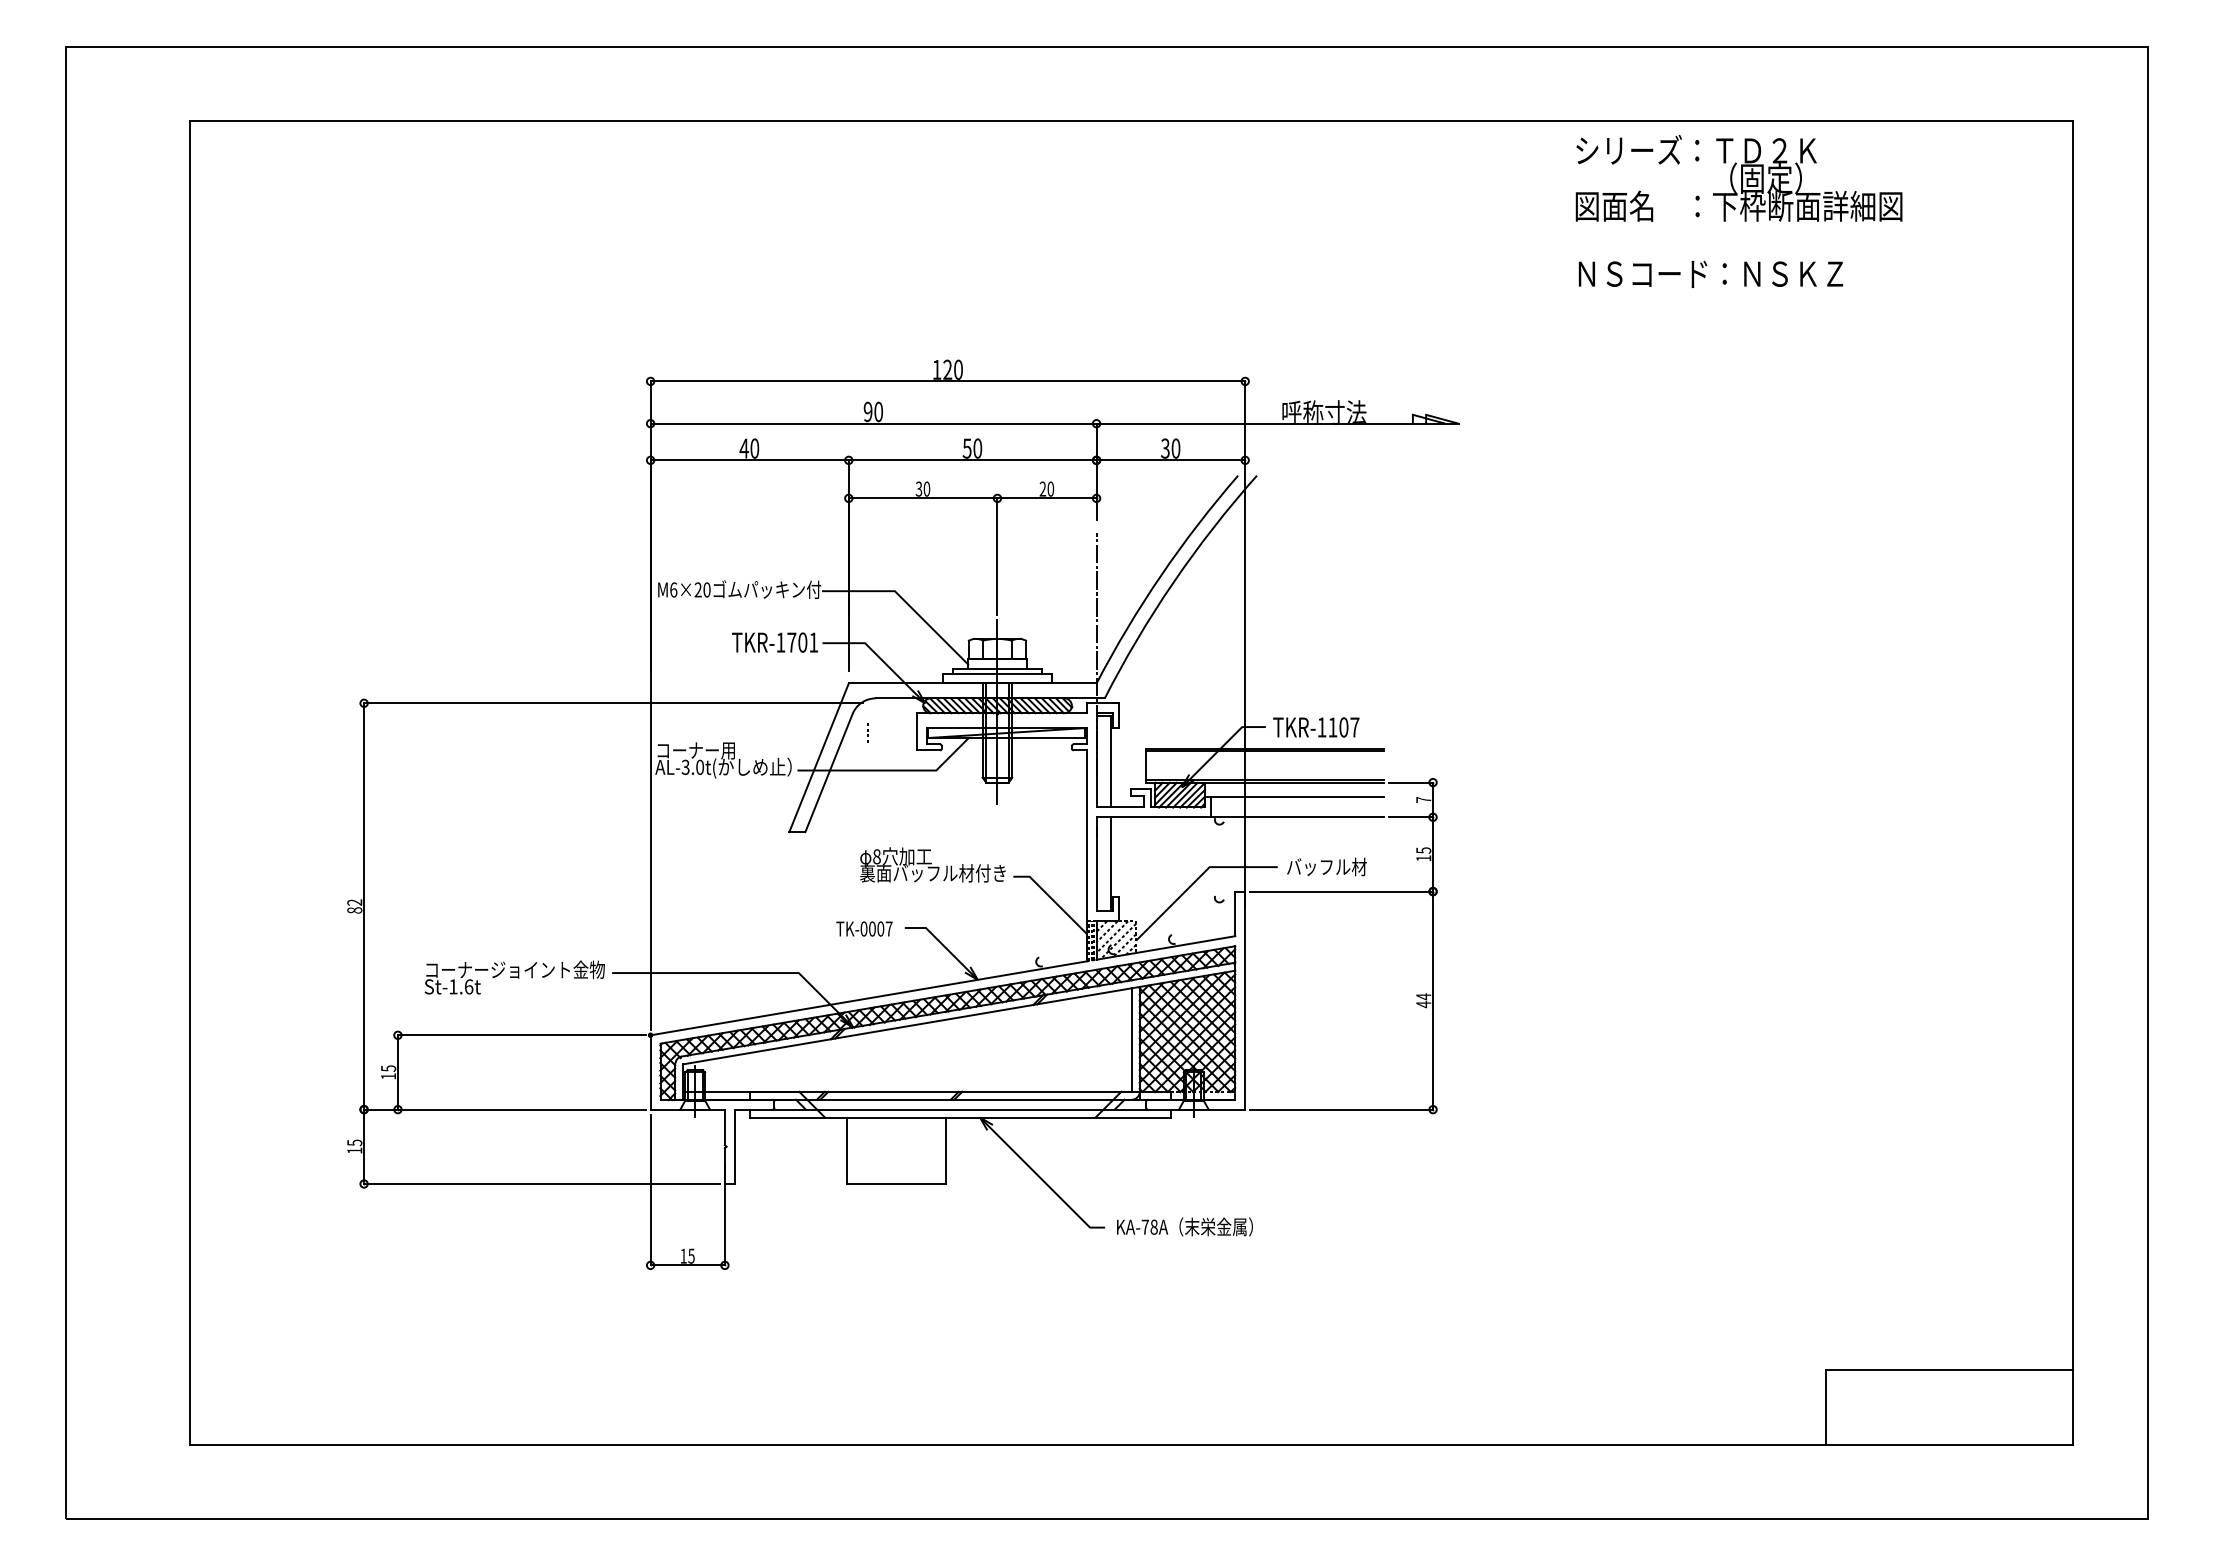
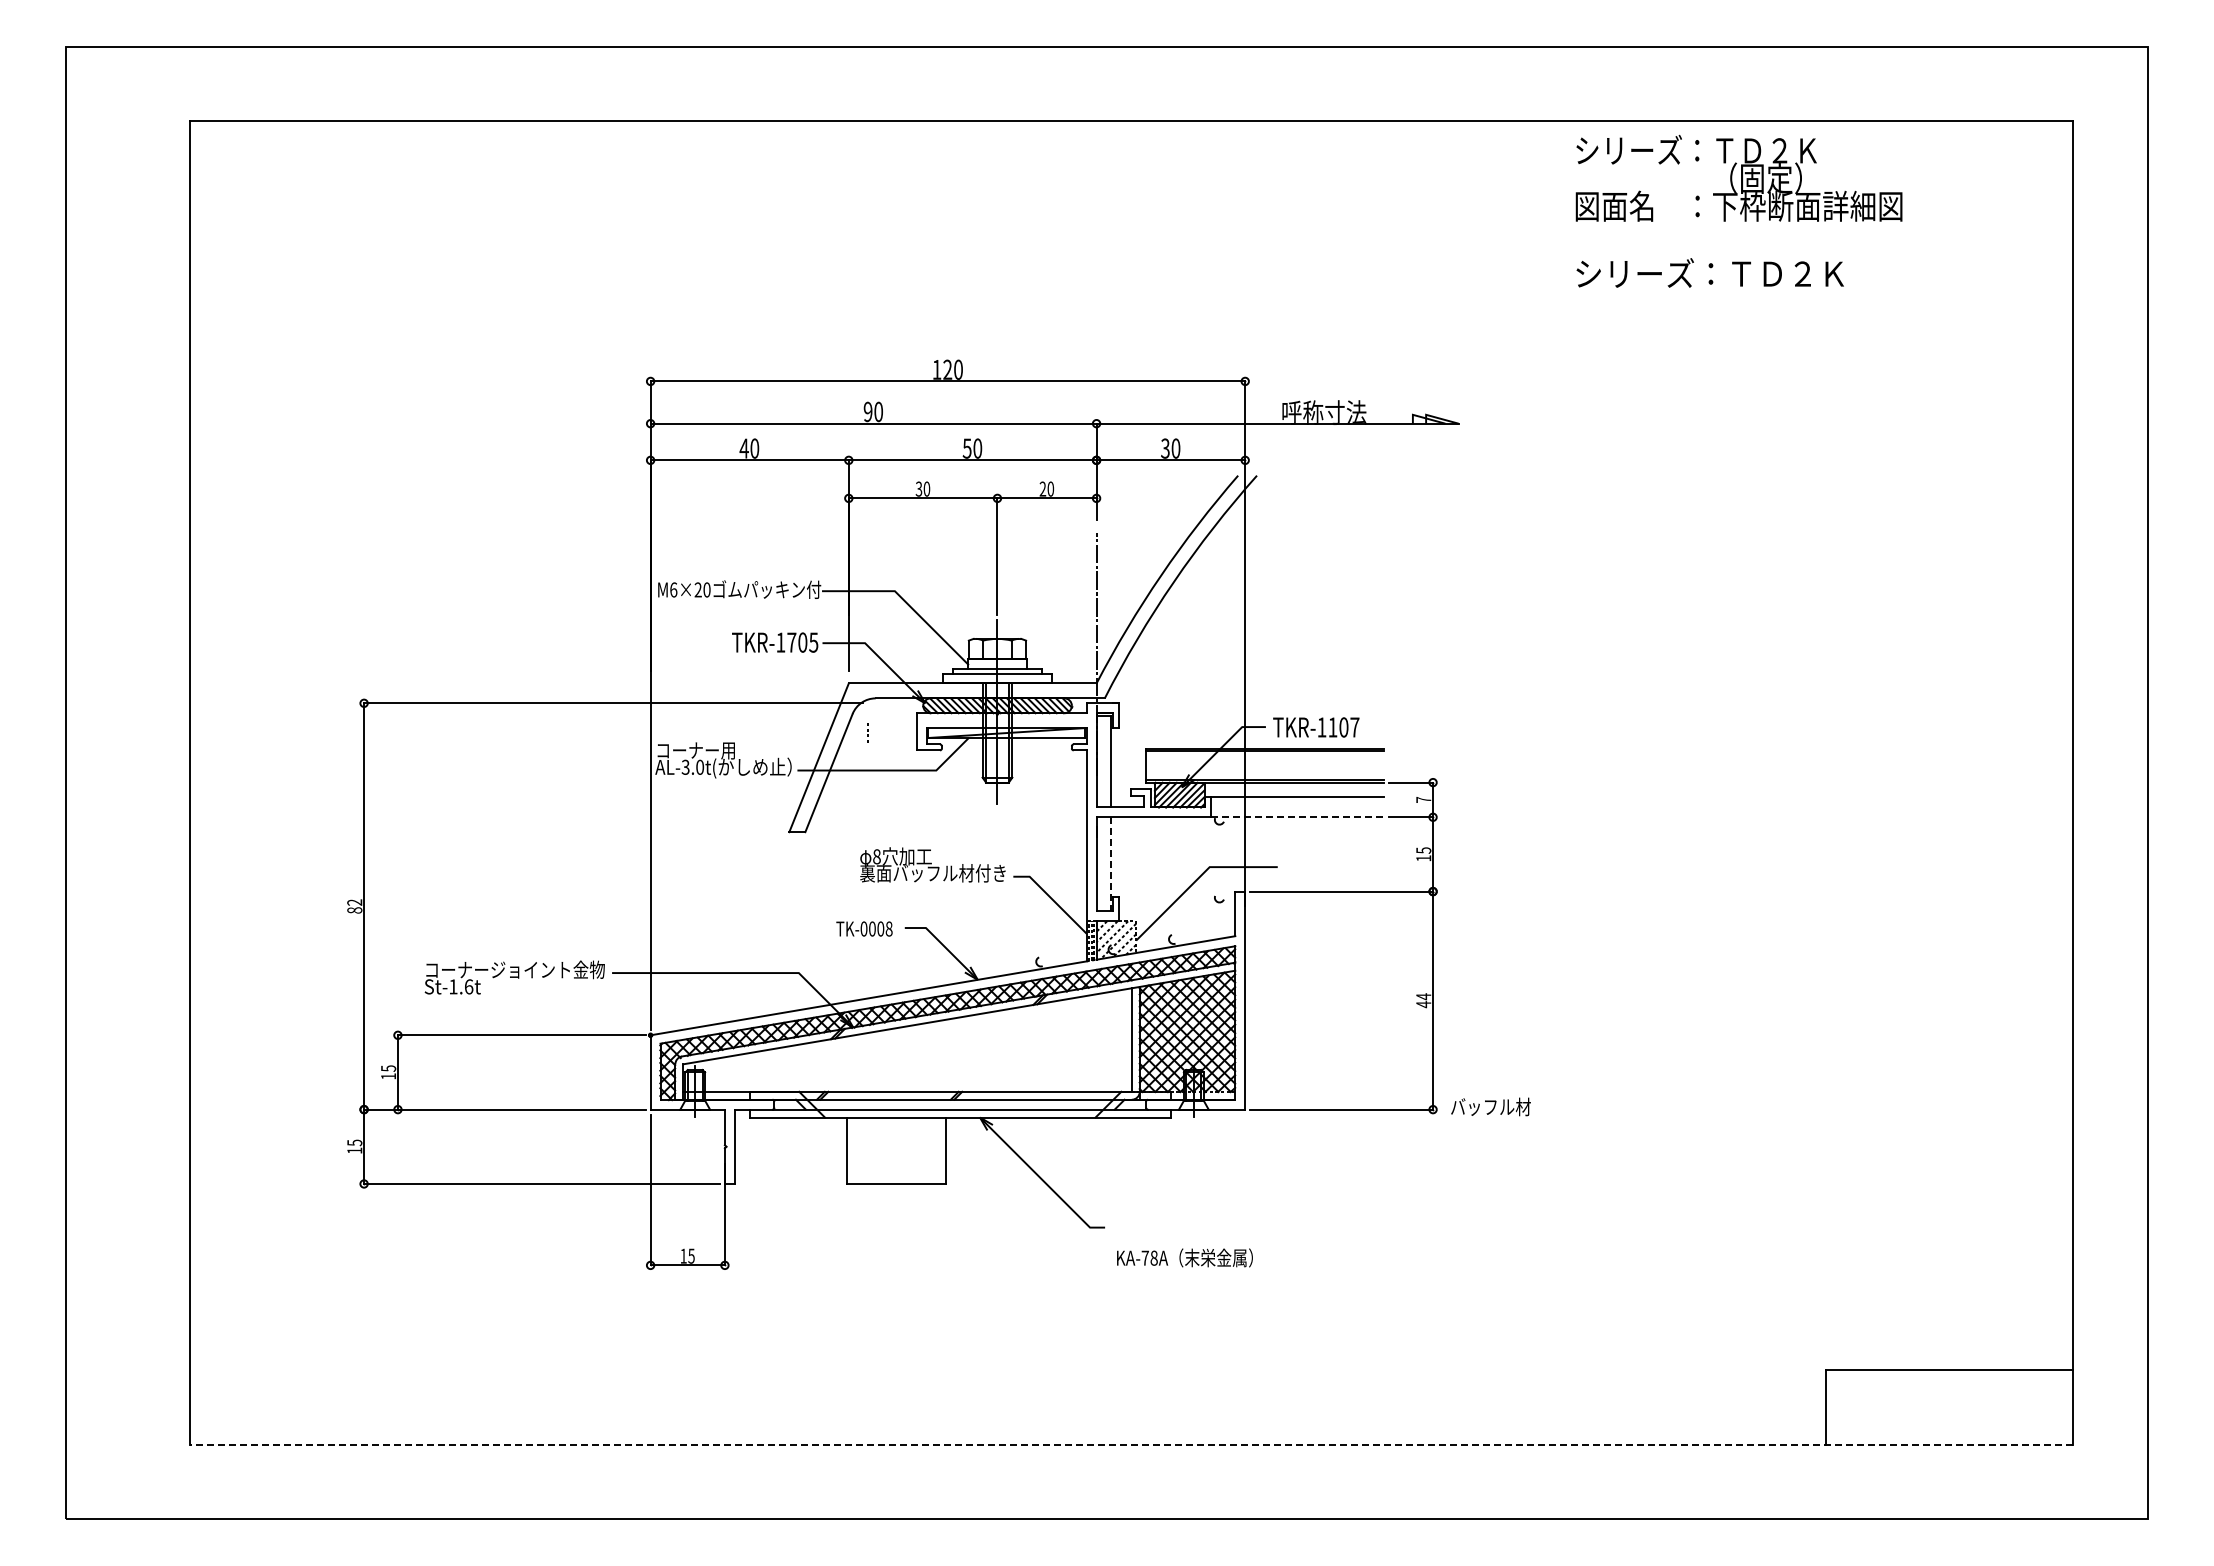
text: ＮＳコード：ＮＳＫＺ -> シリーズ：ＴＤ２Ｋ (1709, 272)
text: TKR-1701 -> TKR-1705 (813, 642)
line: solid -> dashed (1297, 817)
line: solid -> dashed (1111, 864)
text position: (1326, 866) -> (1490, 1106) (1490, 1106)
text: TK-0007 -> TK-0008 (888, 928)
text position: (1184, 1226) -> (1184, 1257) (1184, 1257)
line: solid -> dashed (1131, 1444)
